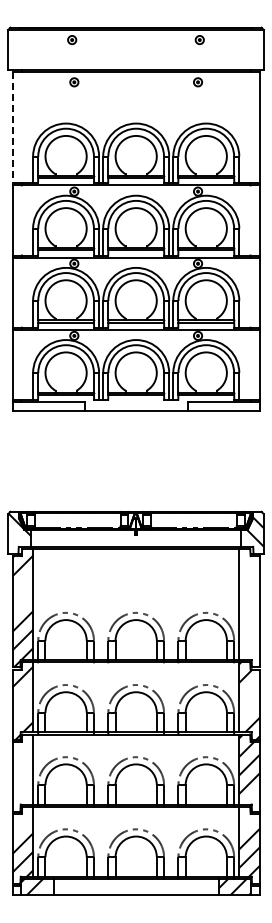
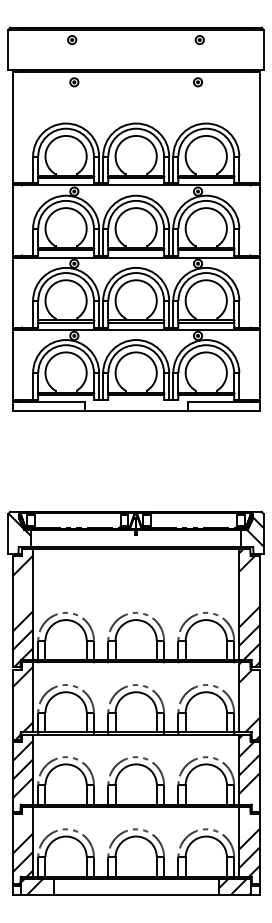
line: dashed -> solid (12, 127)
hatch: none -> present (249, 607)
hatch: none -> present (22, 769)
